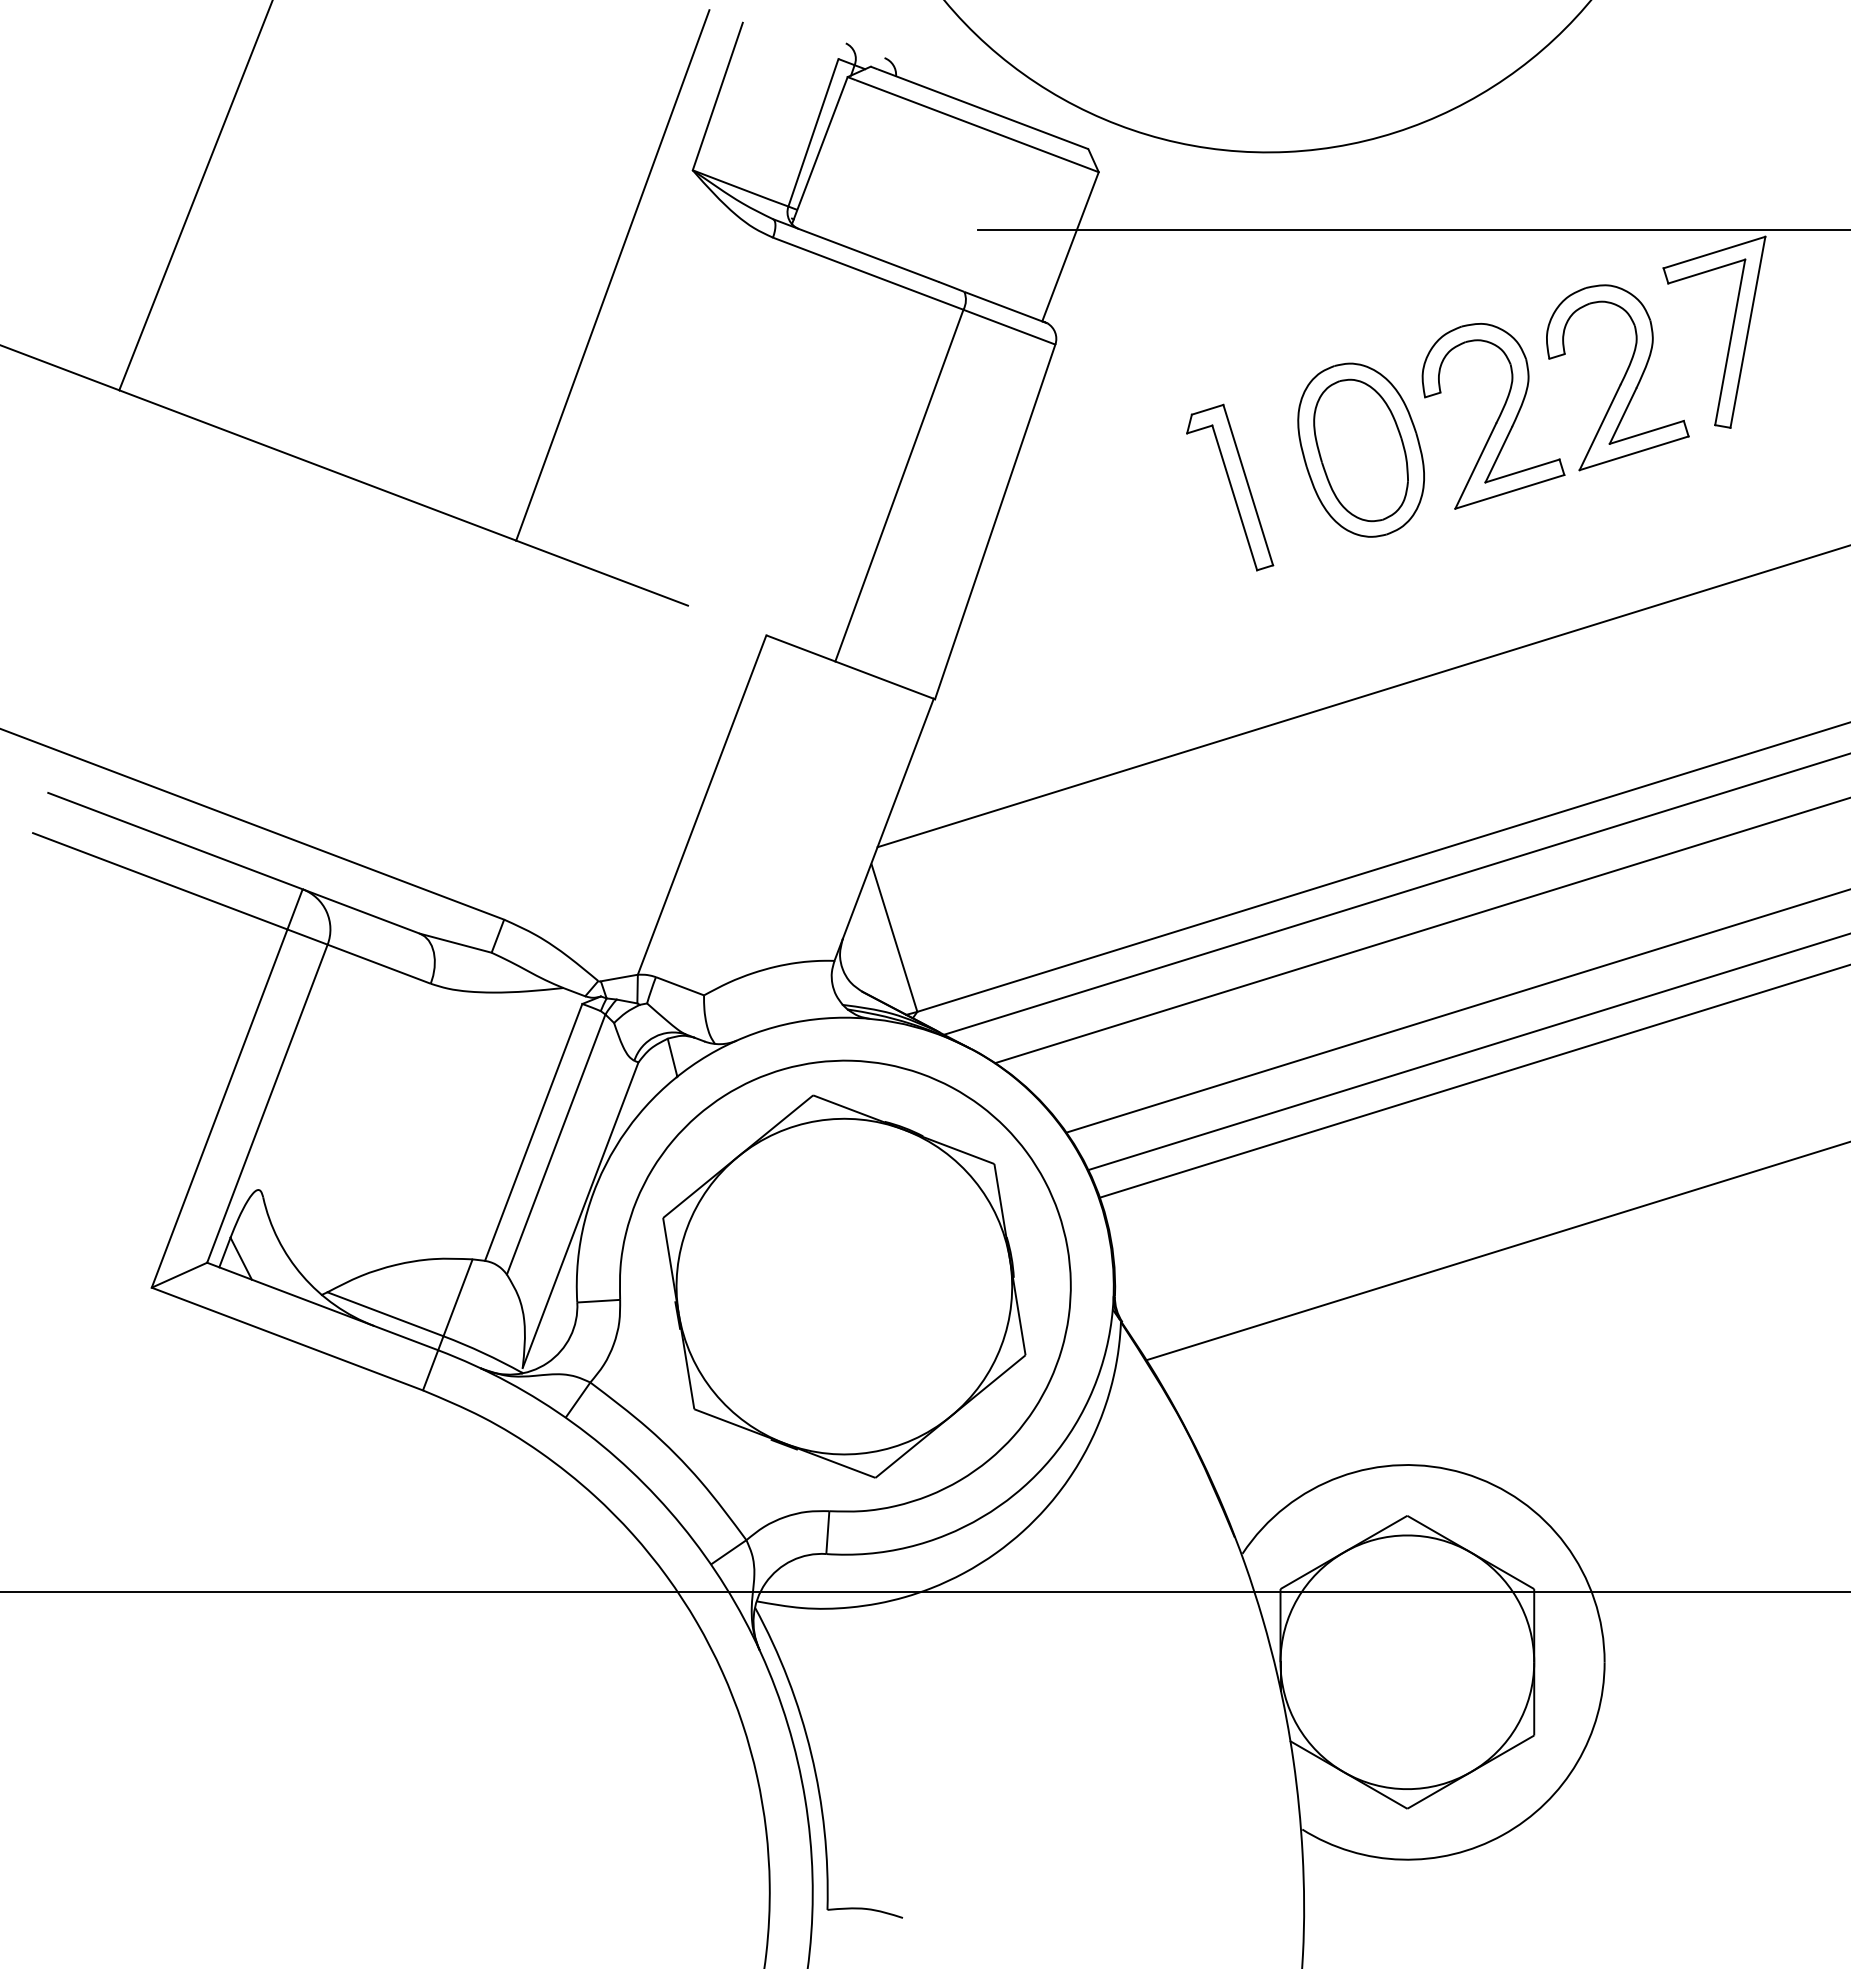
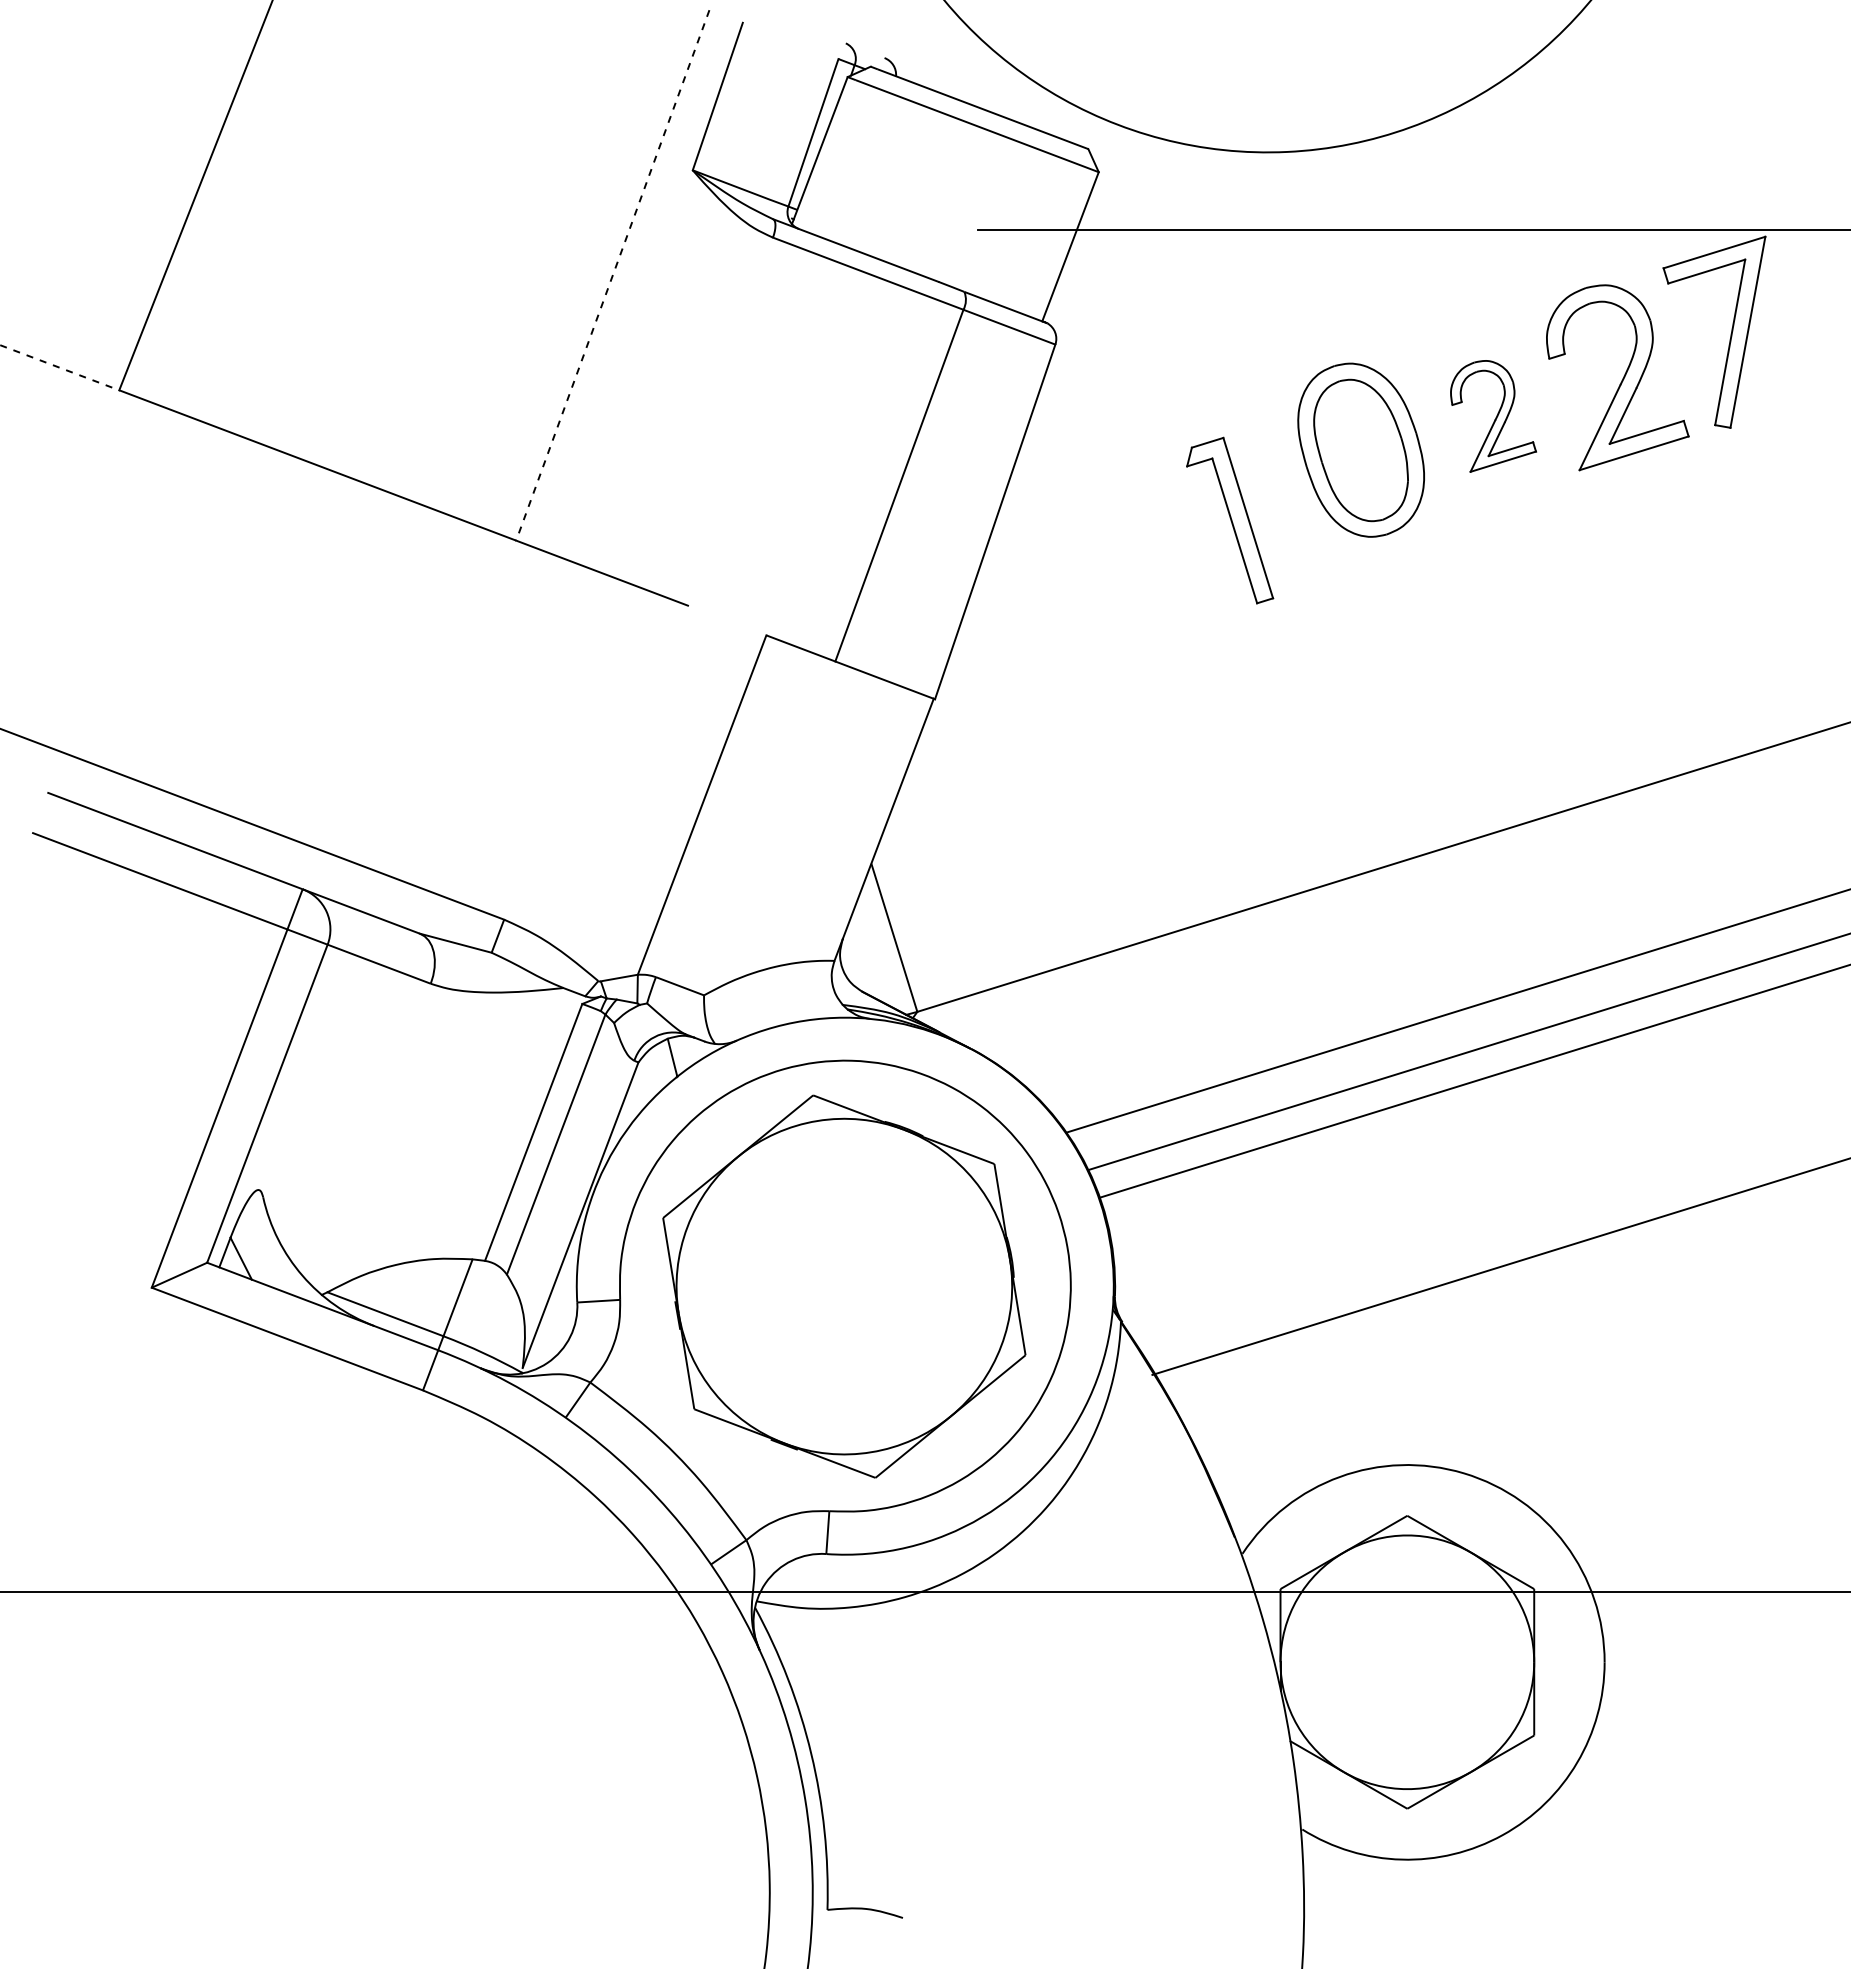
line: solid -> dashed (612, 275)
line: solid -> dashed (60, 368)
part size: 145x187 px -> 87x113 px (1493, 416)
part position: (1230, 487) -> (1230, 520) (1230, 520)
line: present -> none (1362, 696)
line: present -> none (1395, 894)
line: present -> none (1421, 930)
line position: (1497, 1250) -> (1499, 1266) (1499, 1266)
